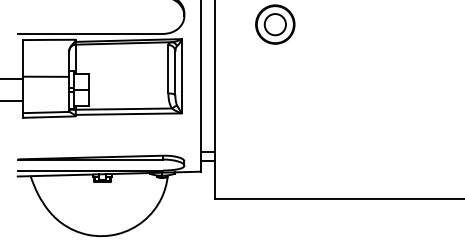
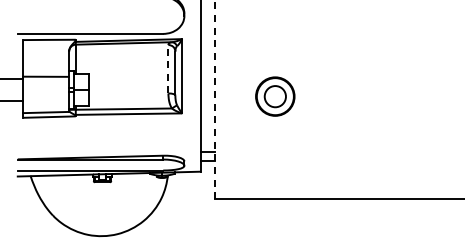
part position: (275, 24) -> (275, 96) (275, 96)
line: solid -> dashed (168, 68)
line: solid -> dashed (215, 99)
